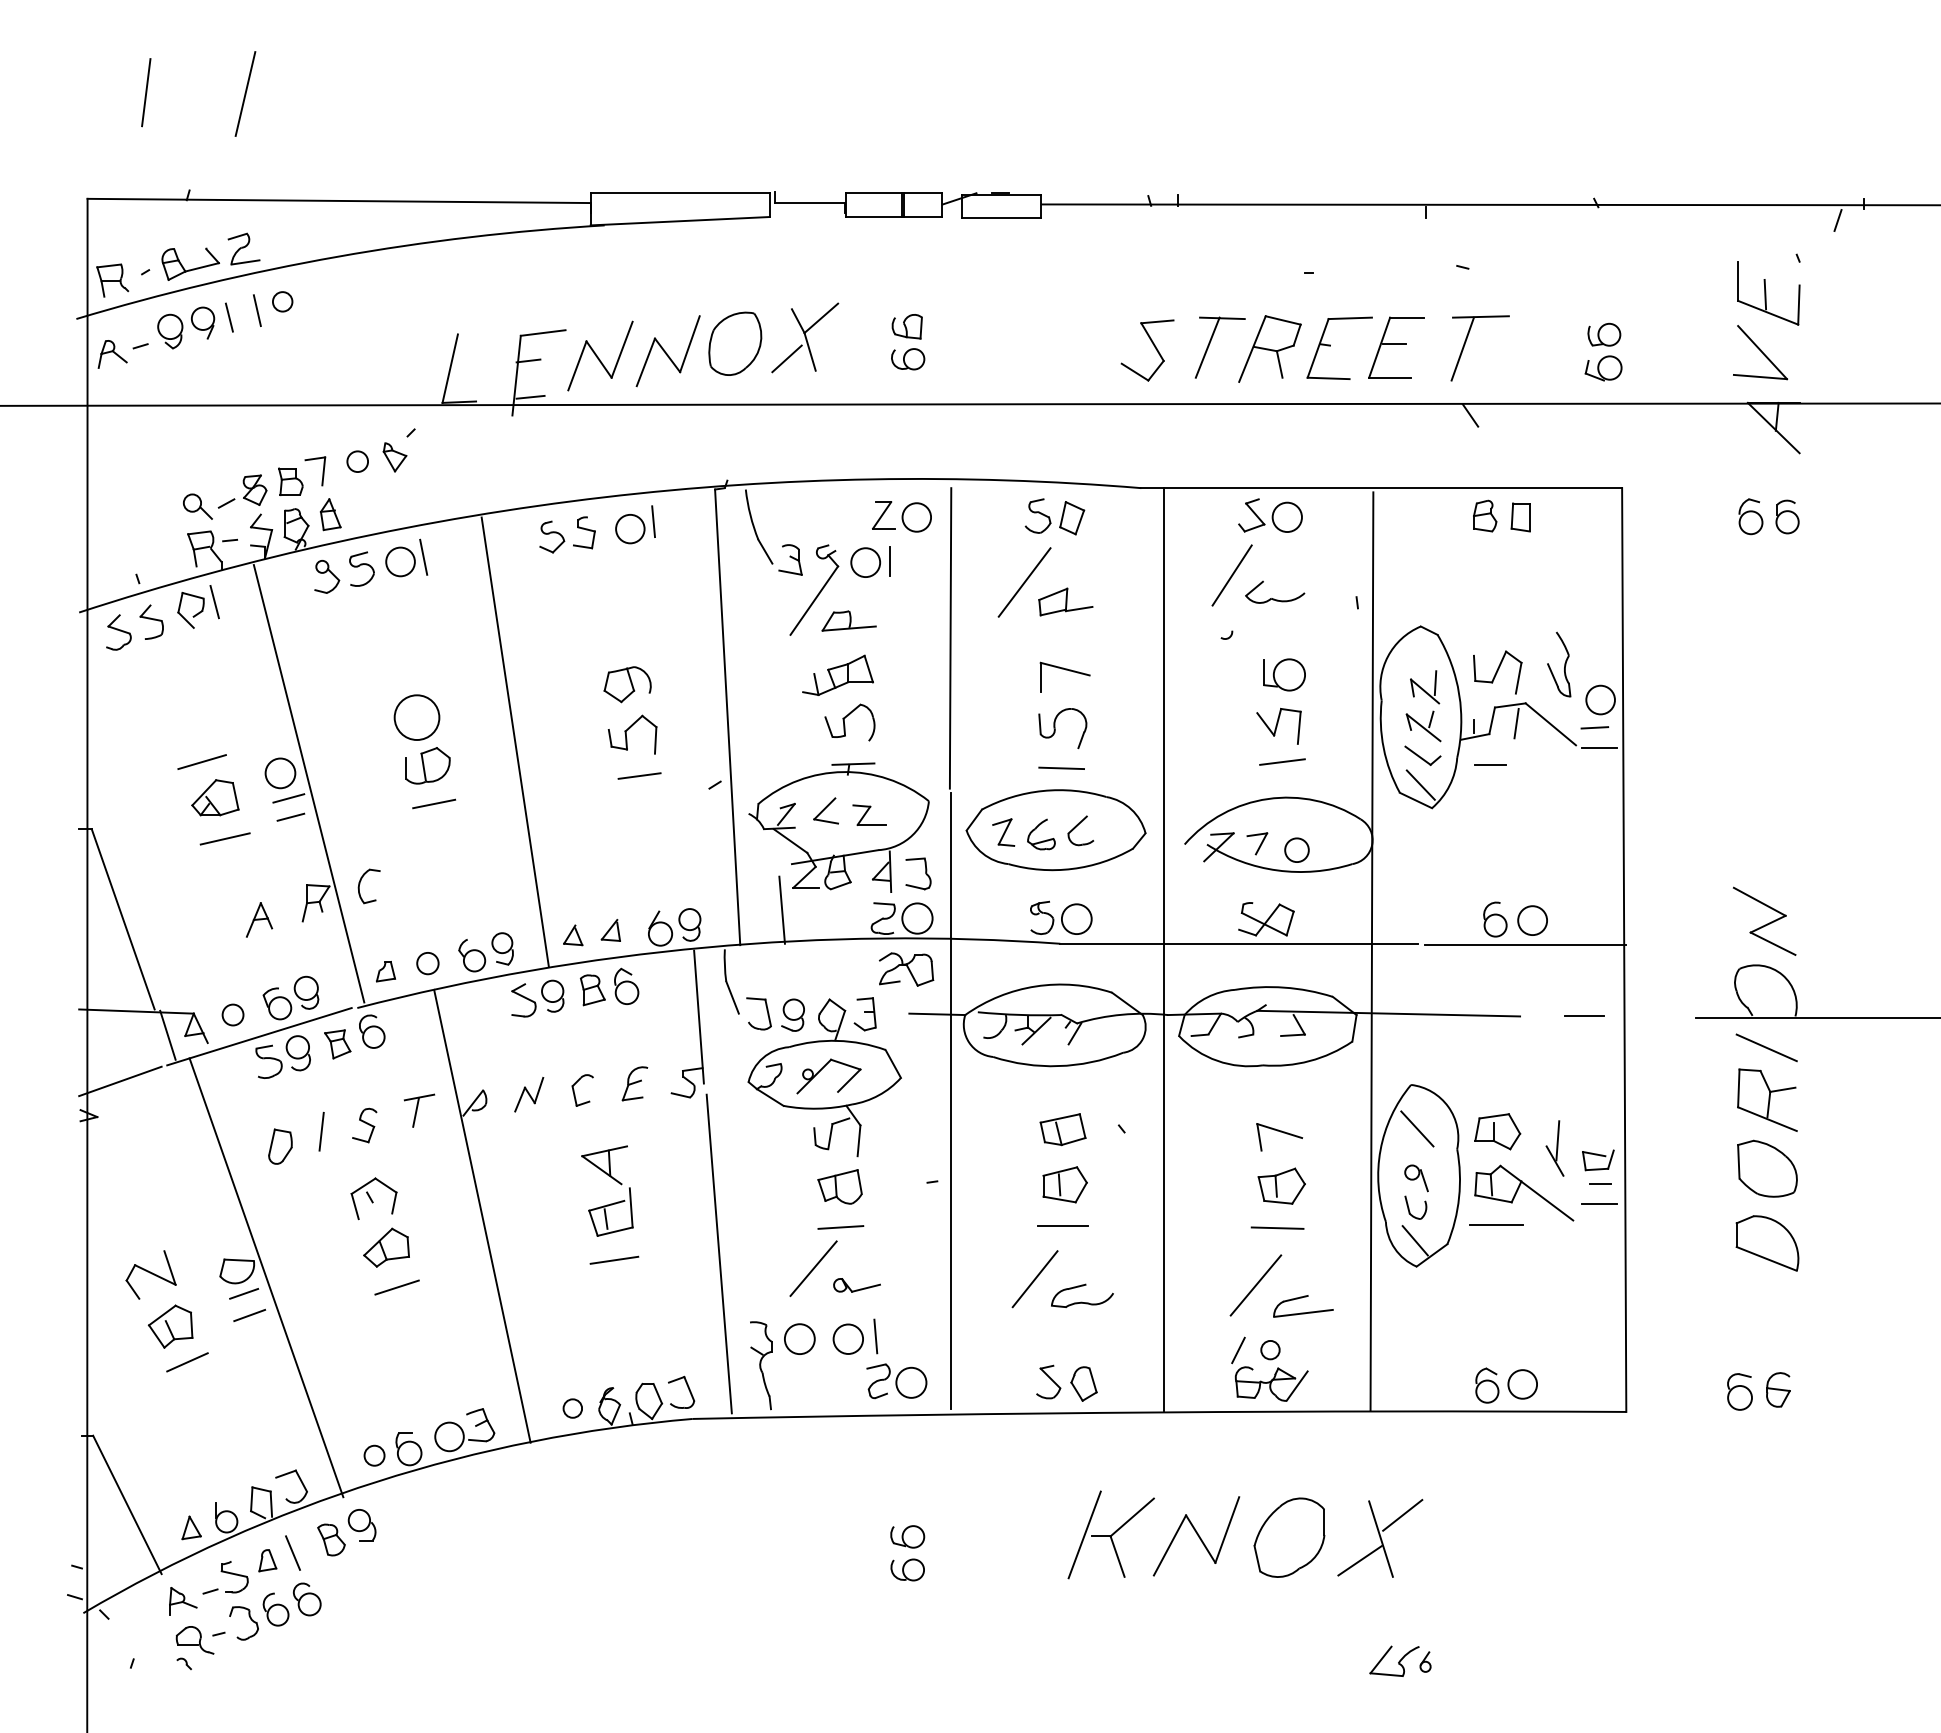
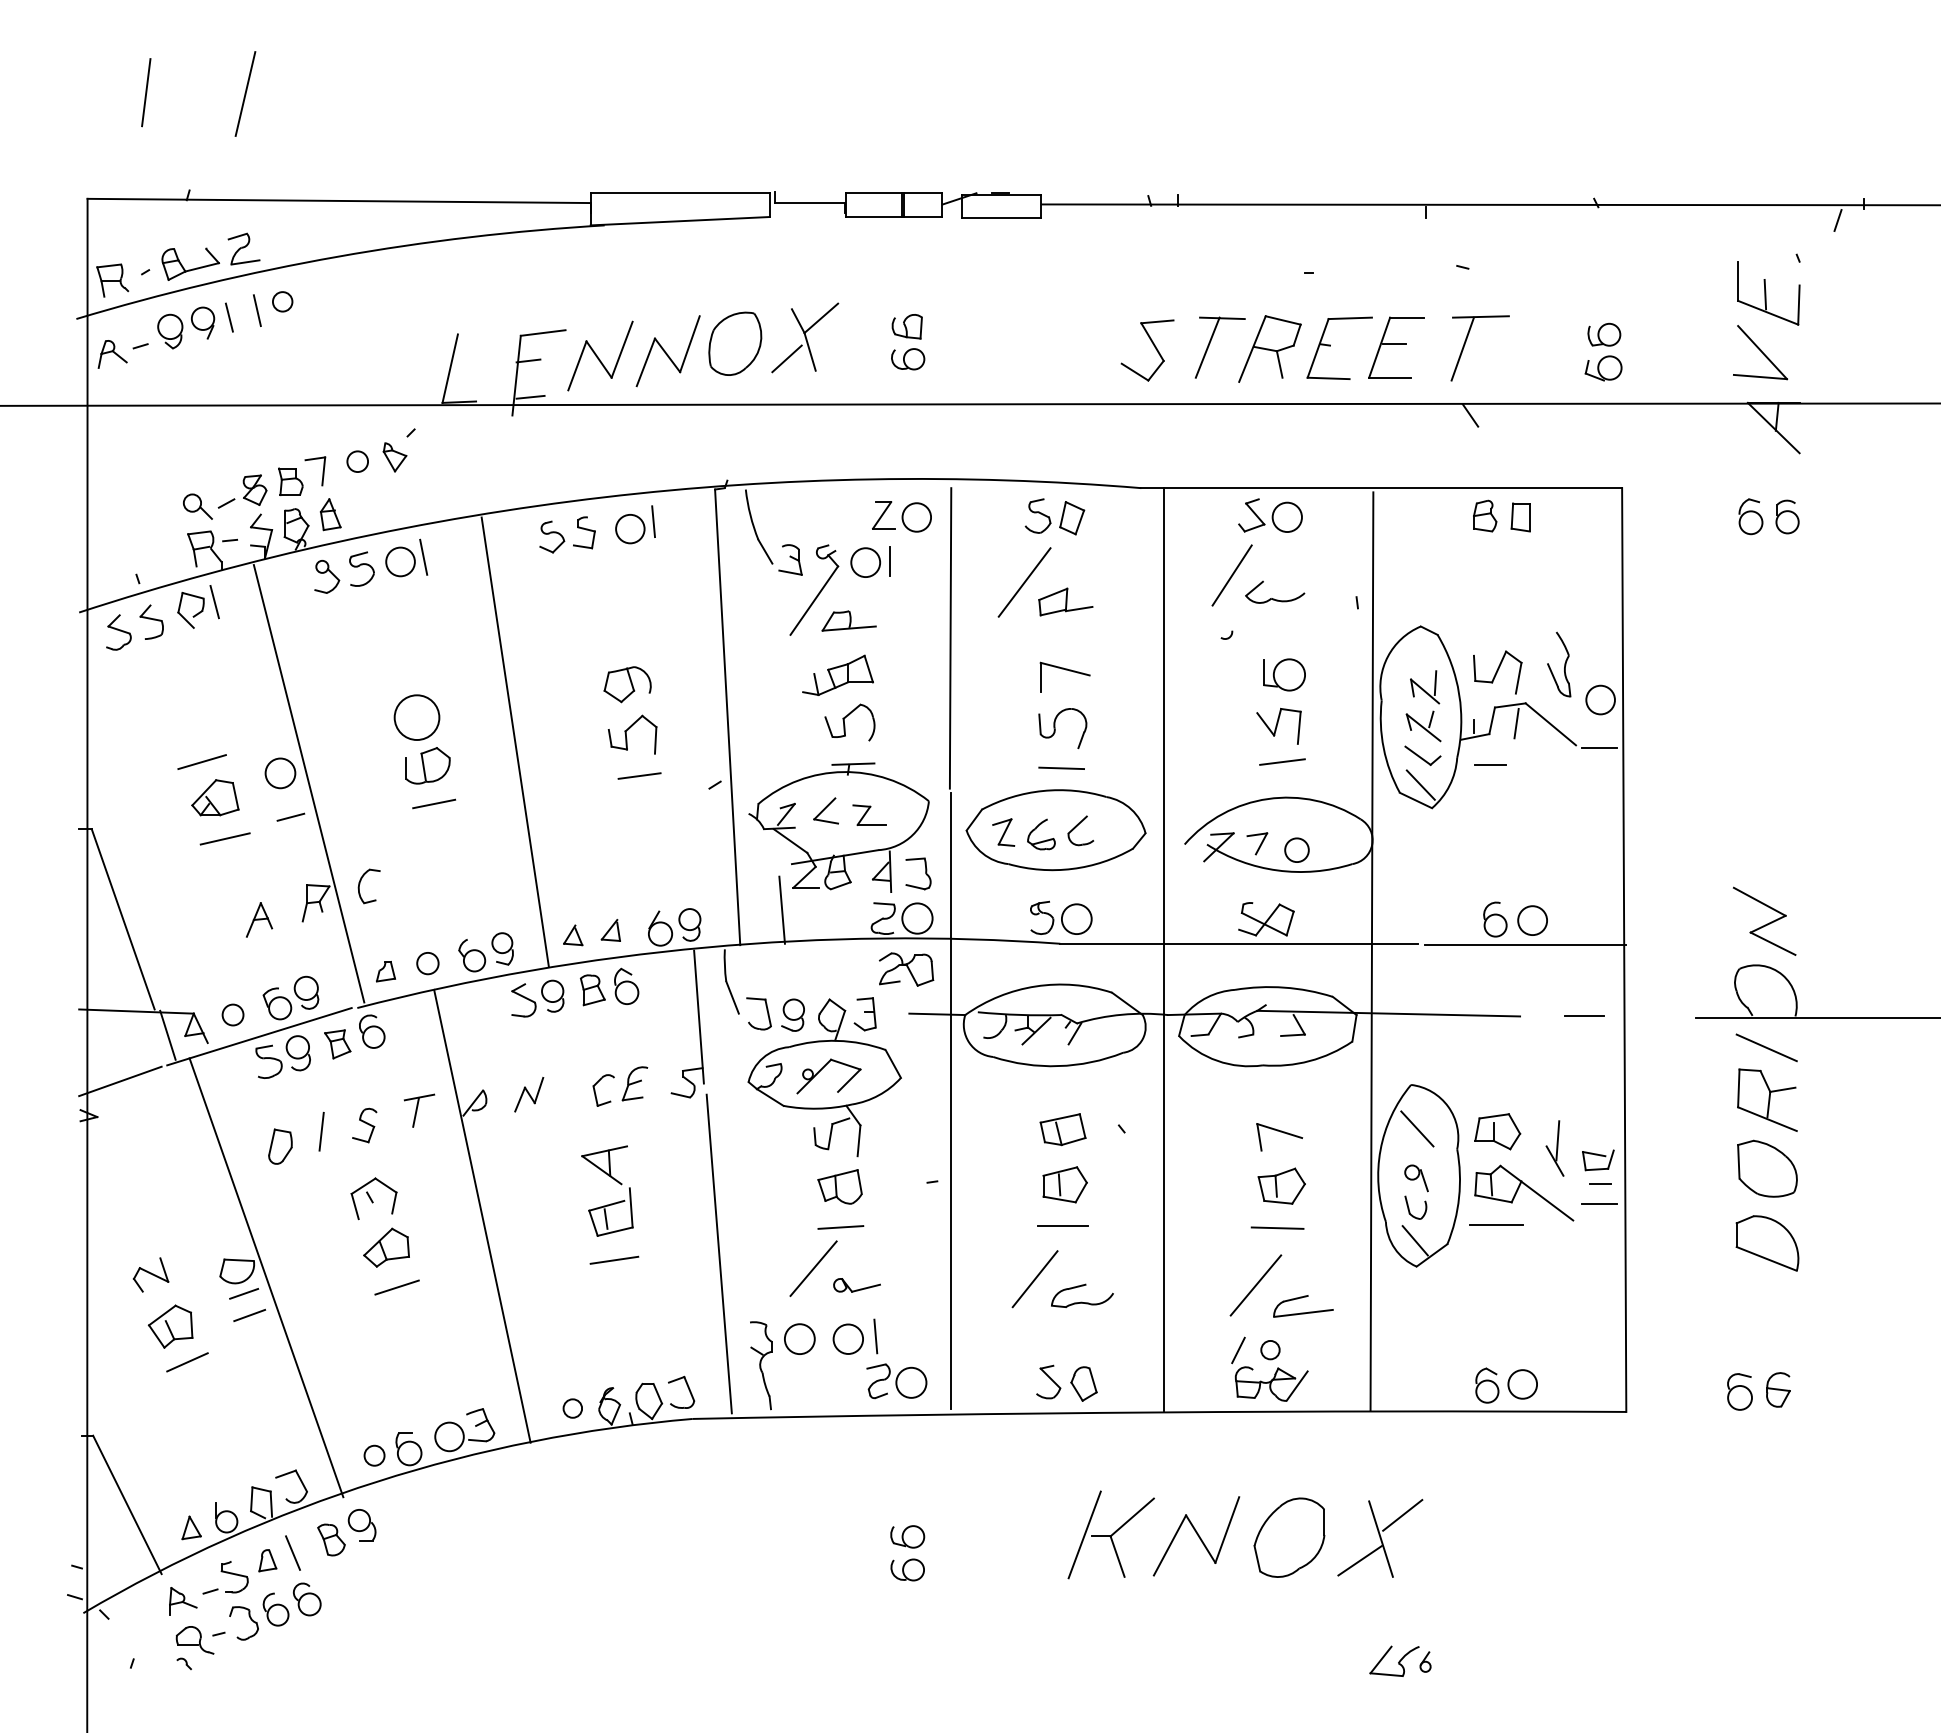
line: present -> none (1594, 727)
line: present -> none (288, 798)
part position: (574, 1090) -> (595, 1090) (595, 1090)
part size: 52x50 px -> 38x36 px (150, 1274)
